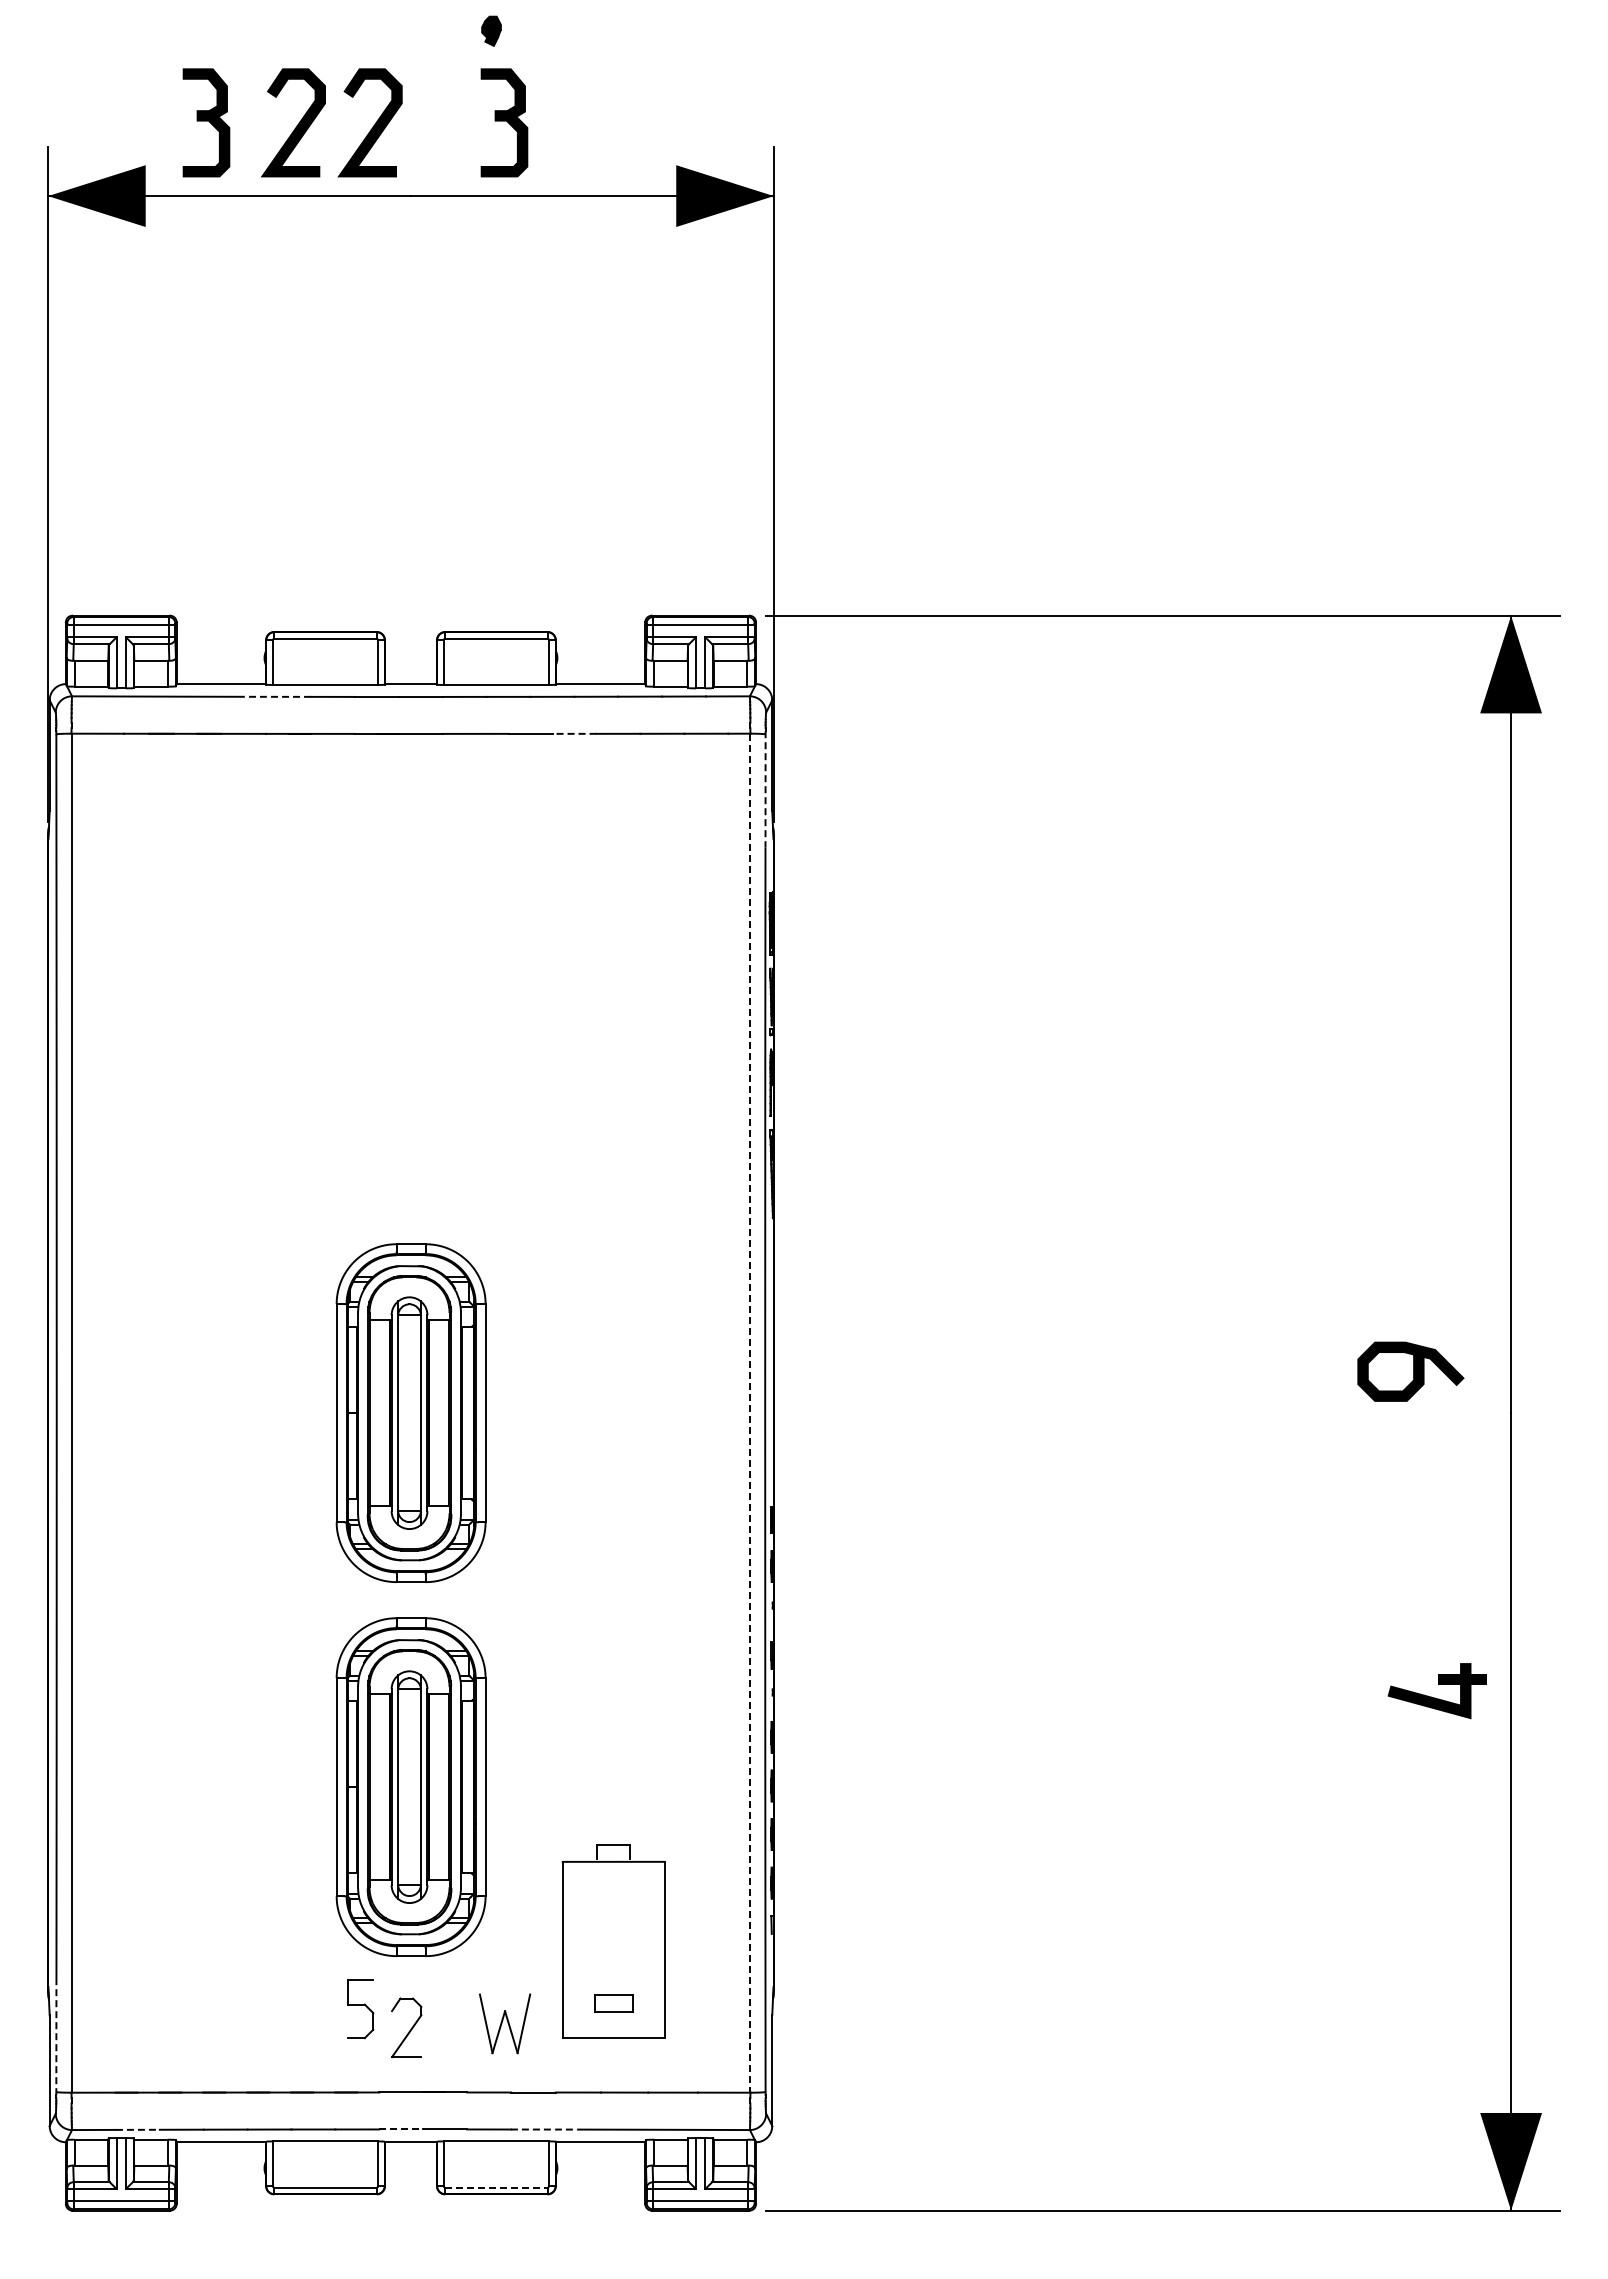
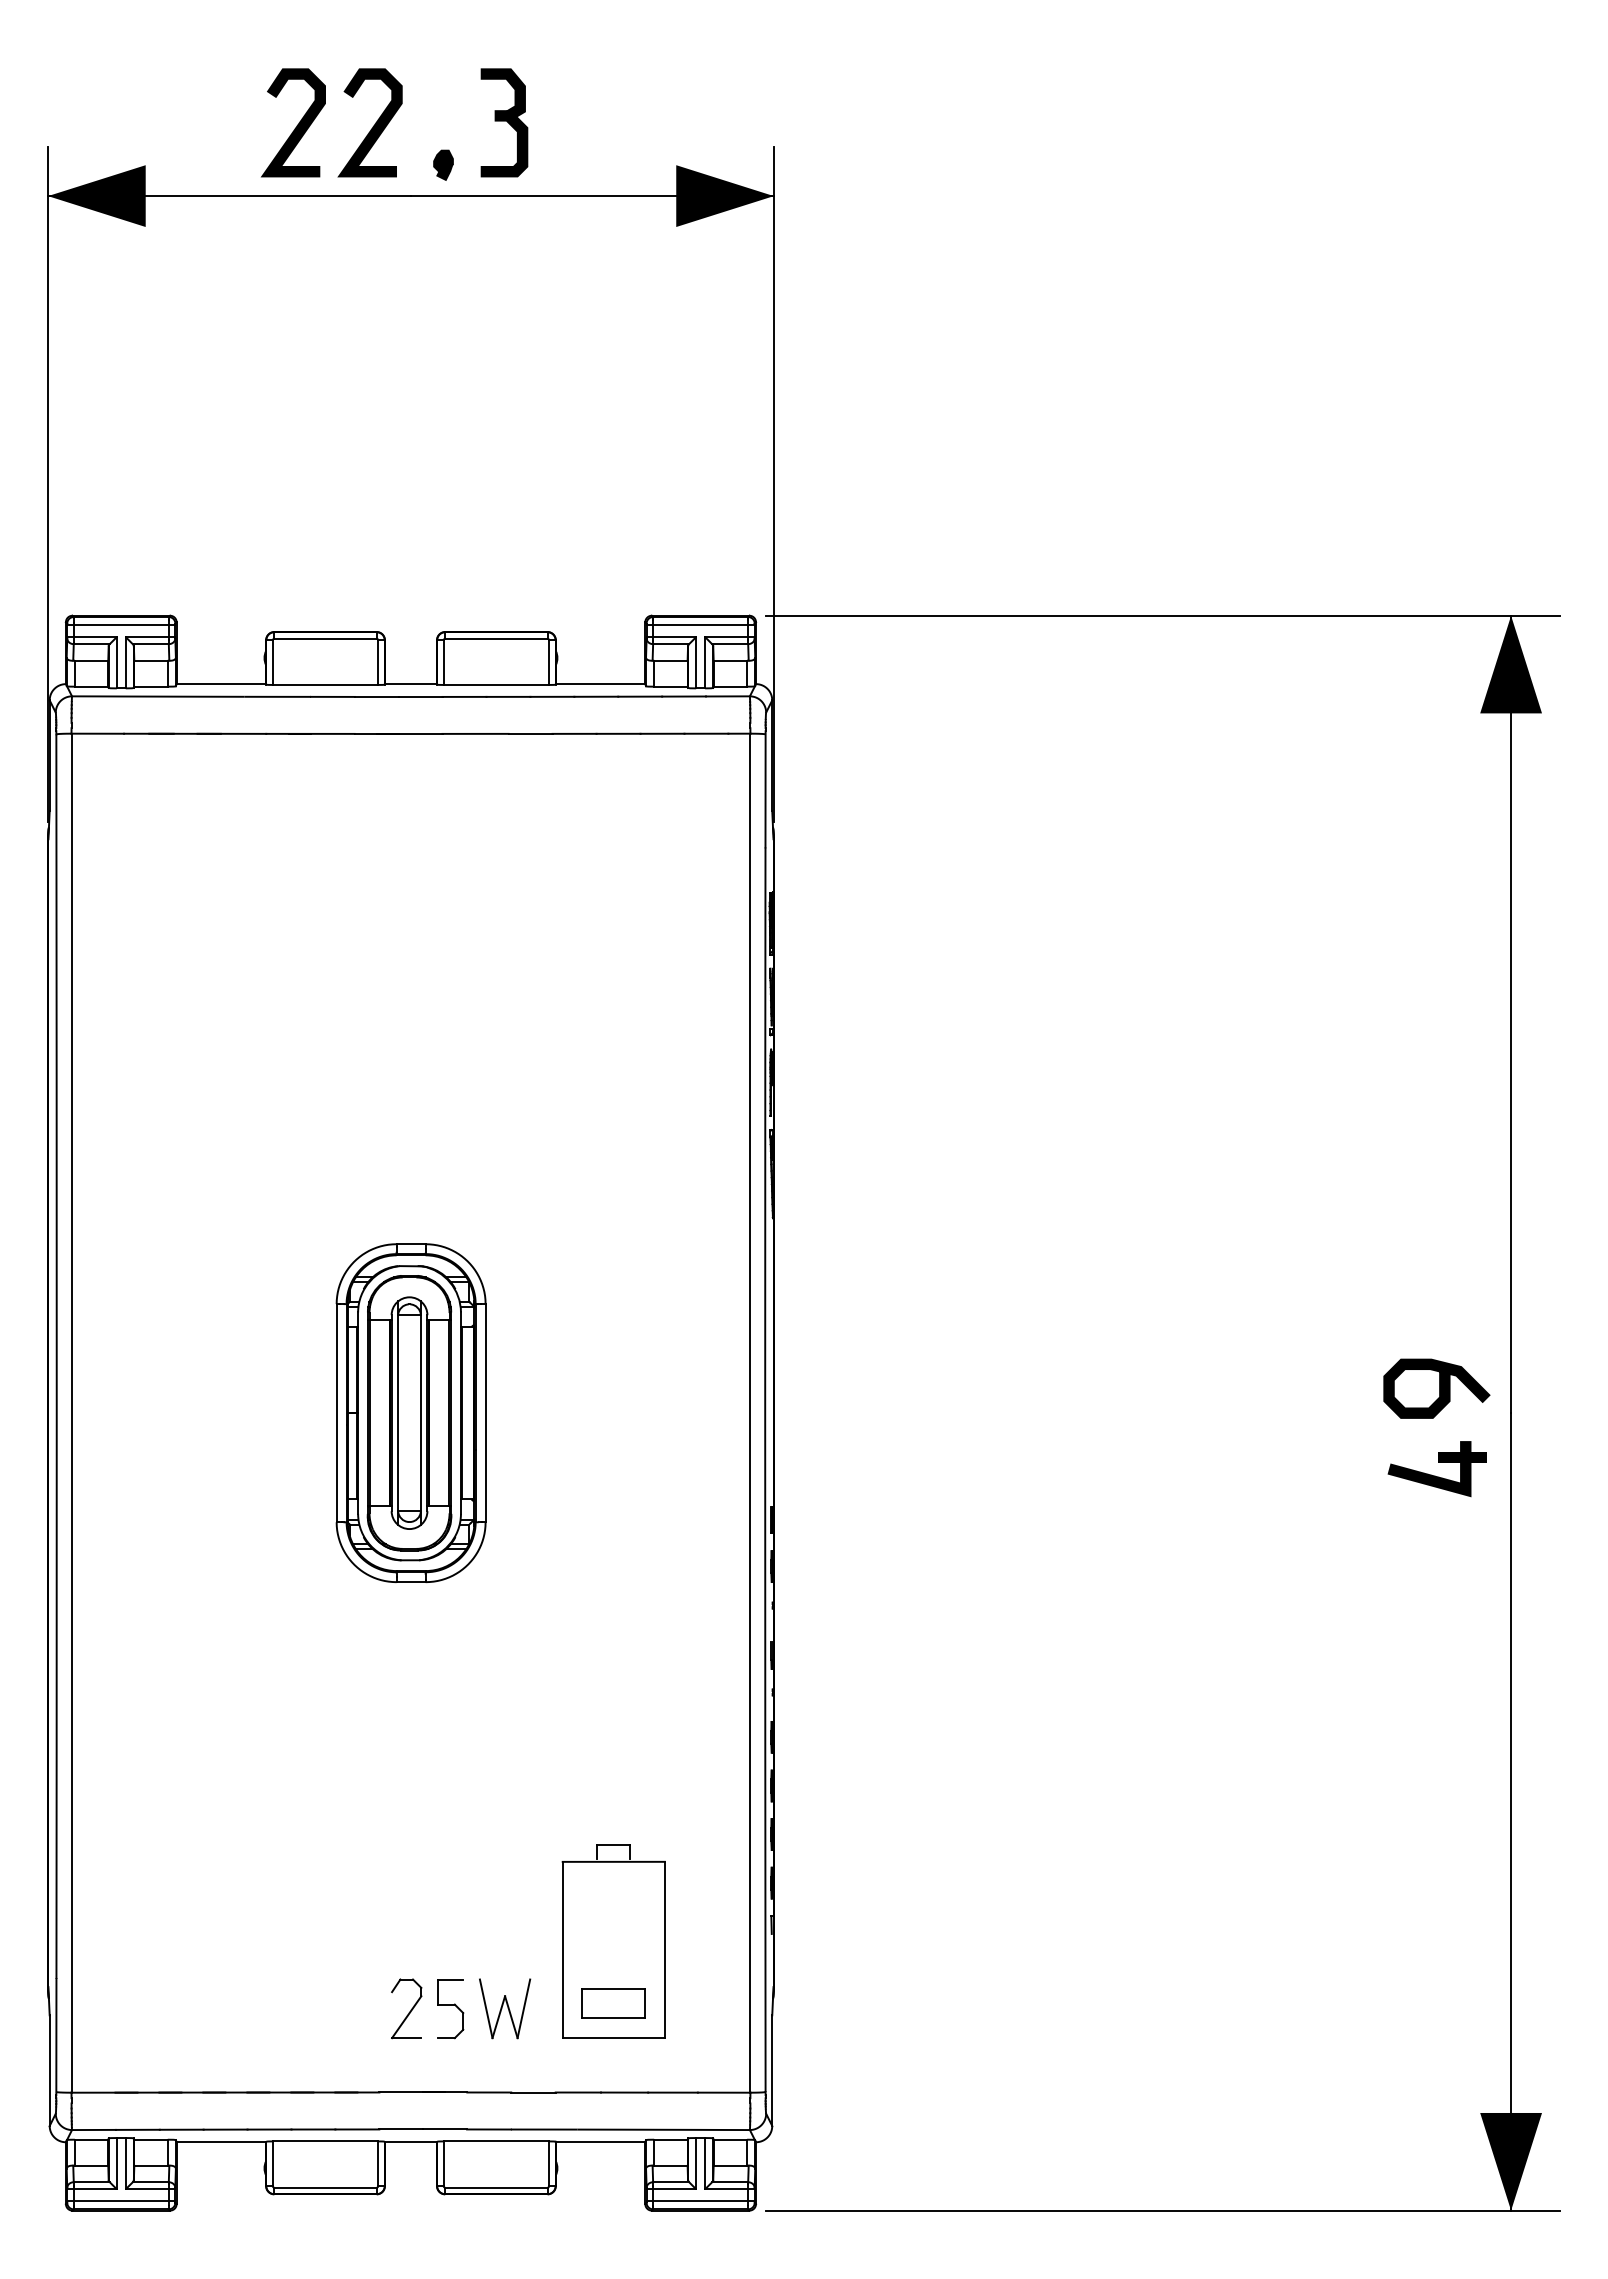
part position: (491, 30) -> (443, 164) (443, 164)
part: present -> none (206, 122)
line: dashed -> solid (276, 696)
line: dashed -> solid (574, 733)
line: dashed -> solid (765, 789)
curve position: (1413, 1371) -> (1439, 1388) (1439, 1388)
line: dashed -> solid (750, 1413)
part position: (1435, 1697) -> (1435, 1475) (1435, 1475)
part: present -> none (410, 1786)
part size: 40x19 px -> 65x31 px (613, 2003)
part position: (360, 2009) -> (450, 2009) (450, 2009)
part position: (505, 2023) -> (505, 2008) (505, 2008)
part position: (406, 2027) -> (406, 2008) (406, 2008)
line: dashed -> solid (56, 2036)
line: dashed -> solid (137, 2129)
line: dashed -> solid (401, 2129)
line: dashed -> solid (545, 2129)
line: dashed -> solid (496, 2187)
